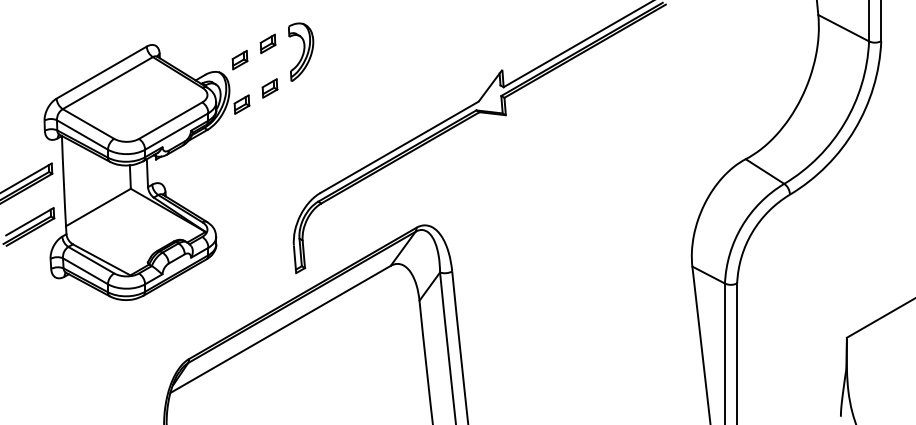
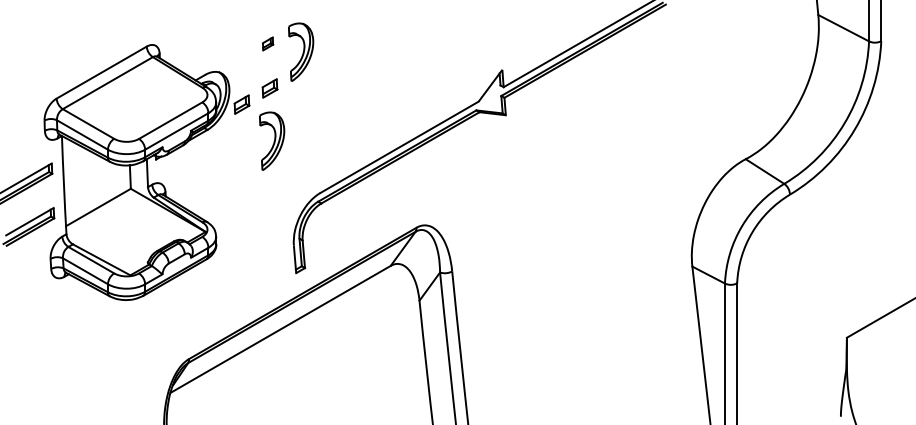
part size: 18x22 px -> 13x16 px (268, 43)
part: present -> none (239, 60)
part: none -> present (272, 140)
